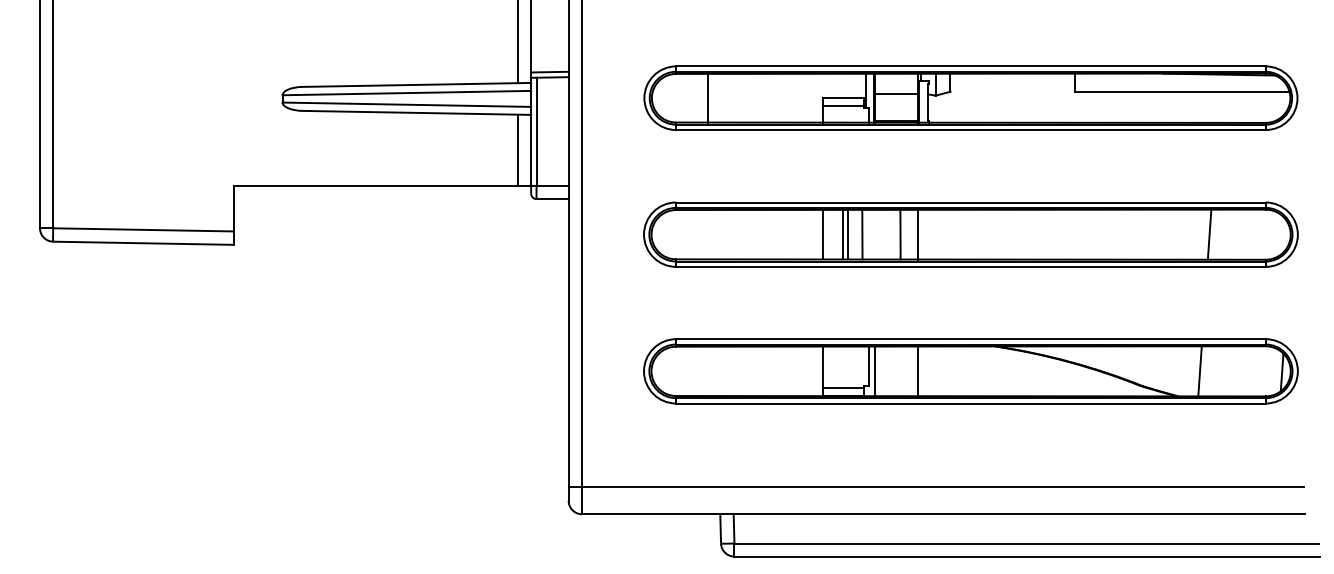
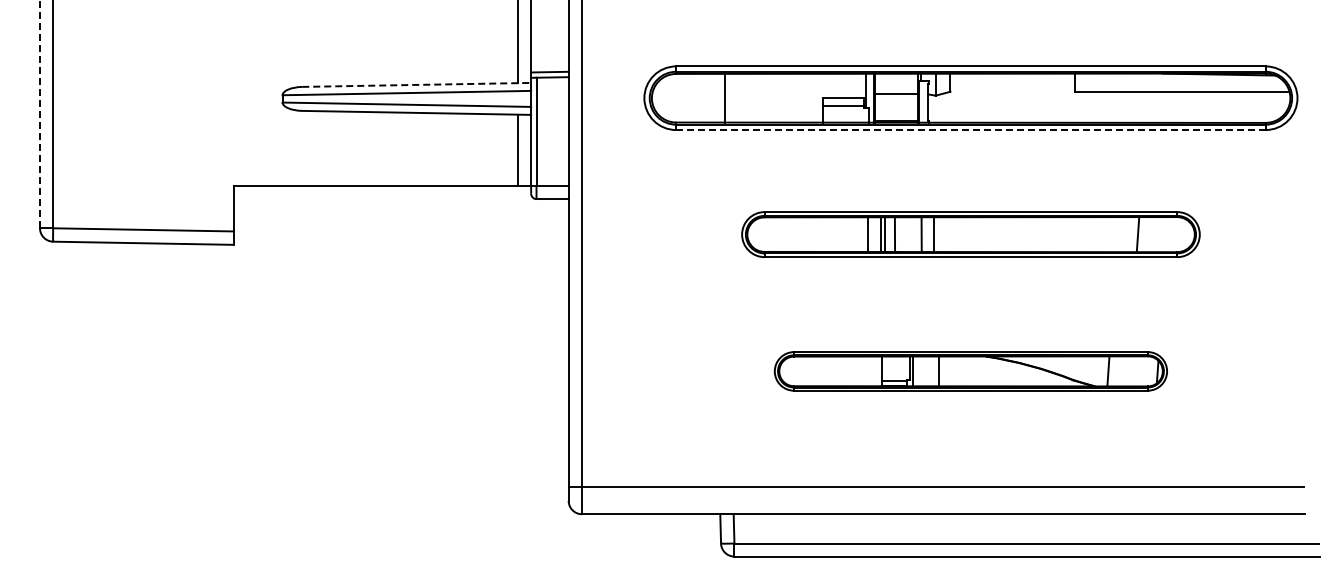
line: solid -> dashed (417, 84)
line position: (708, 97) -> (725, 97) (725, 97)
line: solid -> dashed (40, 114)
line: solid -> dashed (970, 130)
part size: 656x67 px -> 460x47 px (970, 234)
part size: 656x67 px -> 395x41 px (970, 371)
